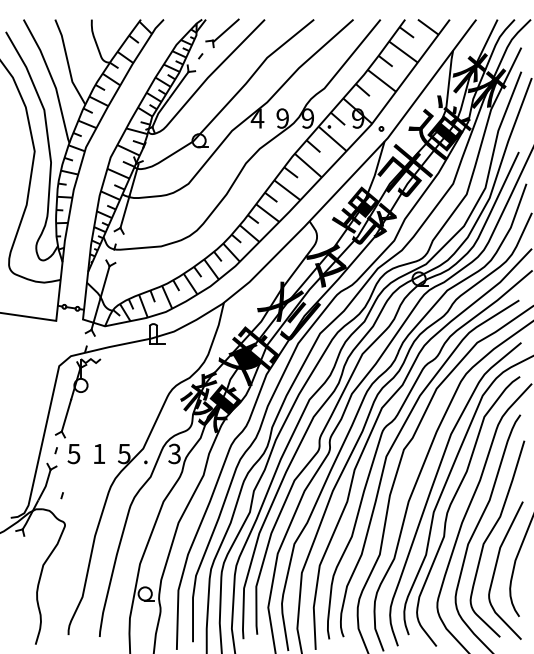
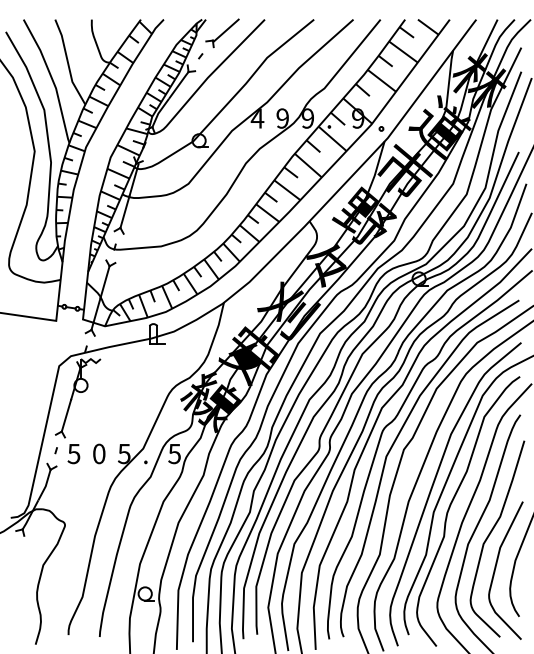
text: 1 -> 0 (99, 453)
text: 3 -> 5 (174, 453)
line: present -> none (61, 495)
